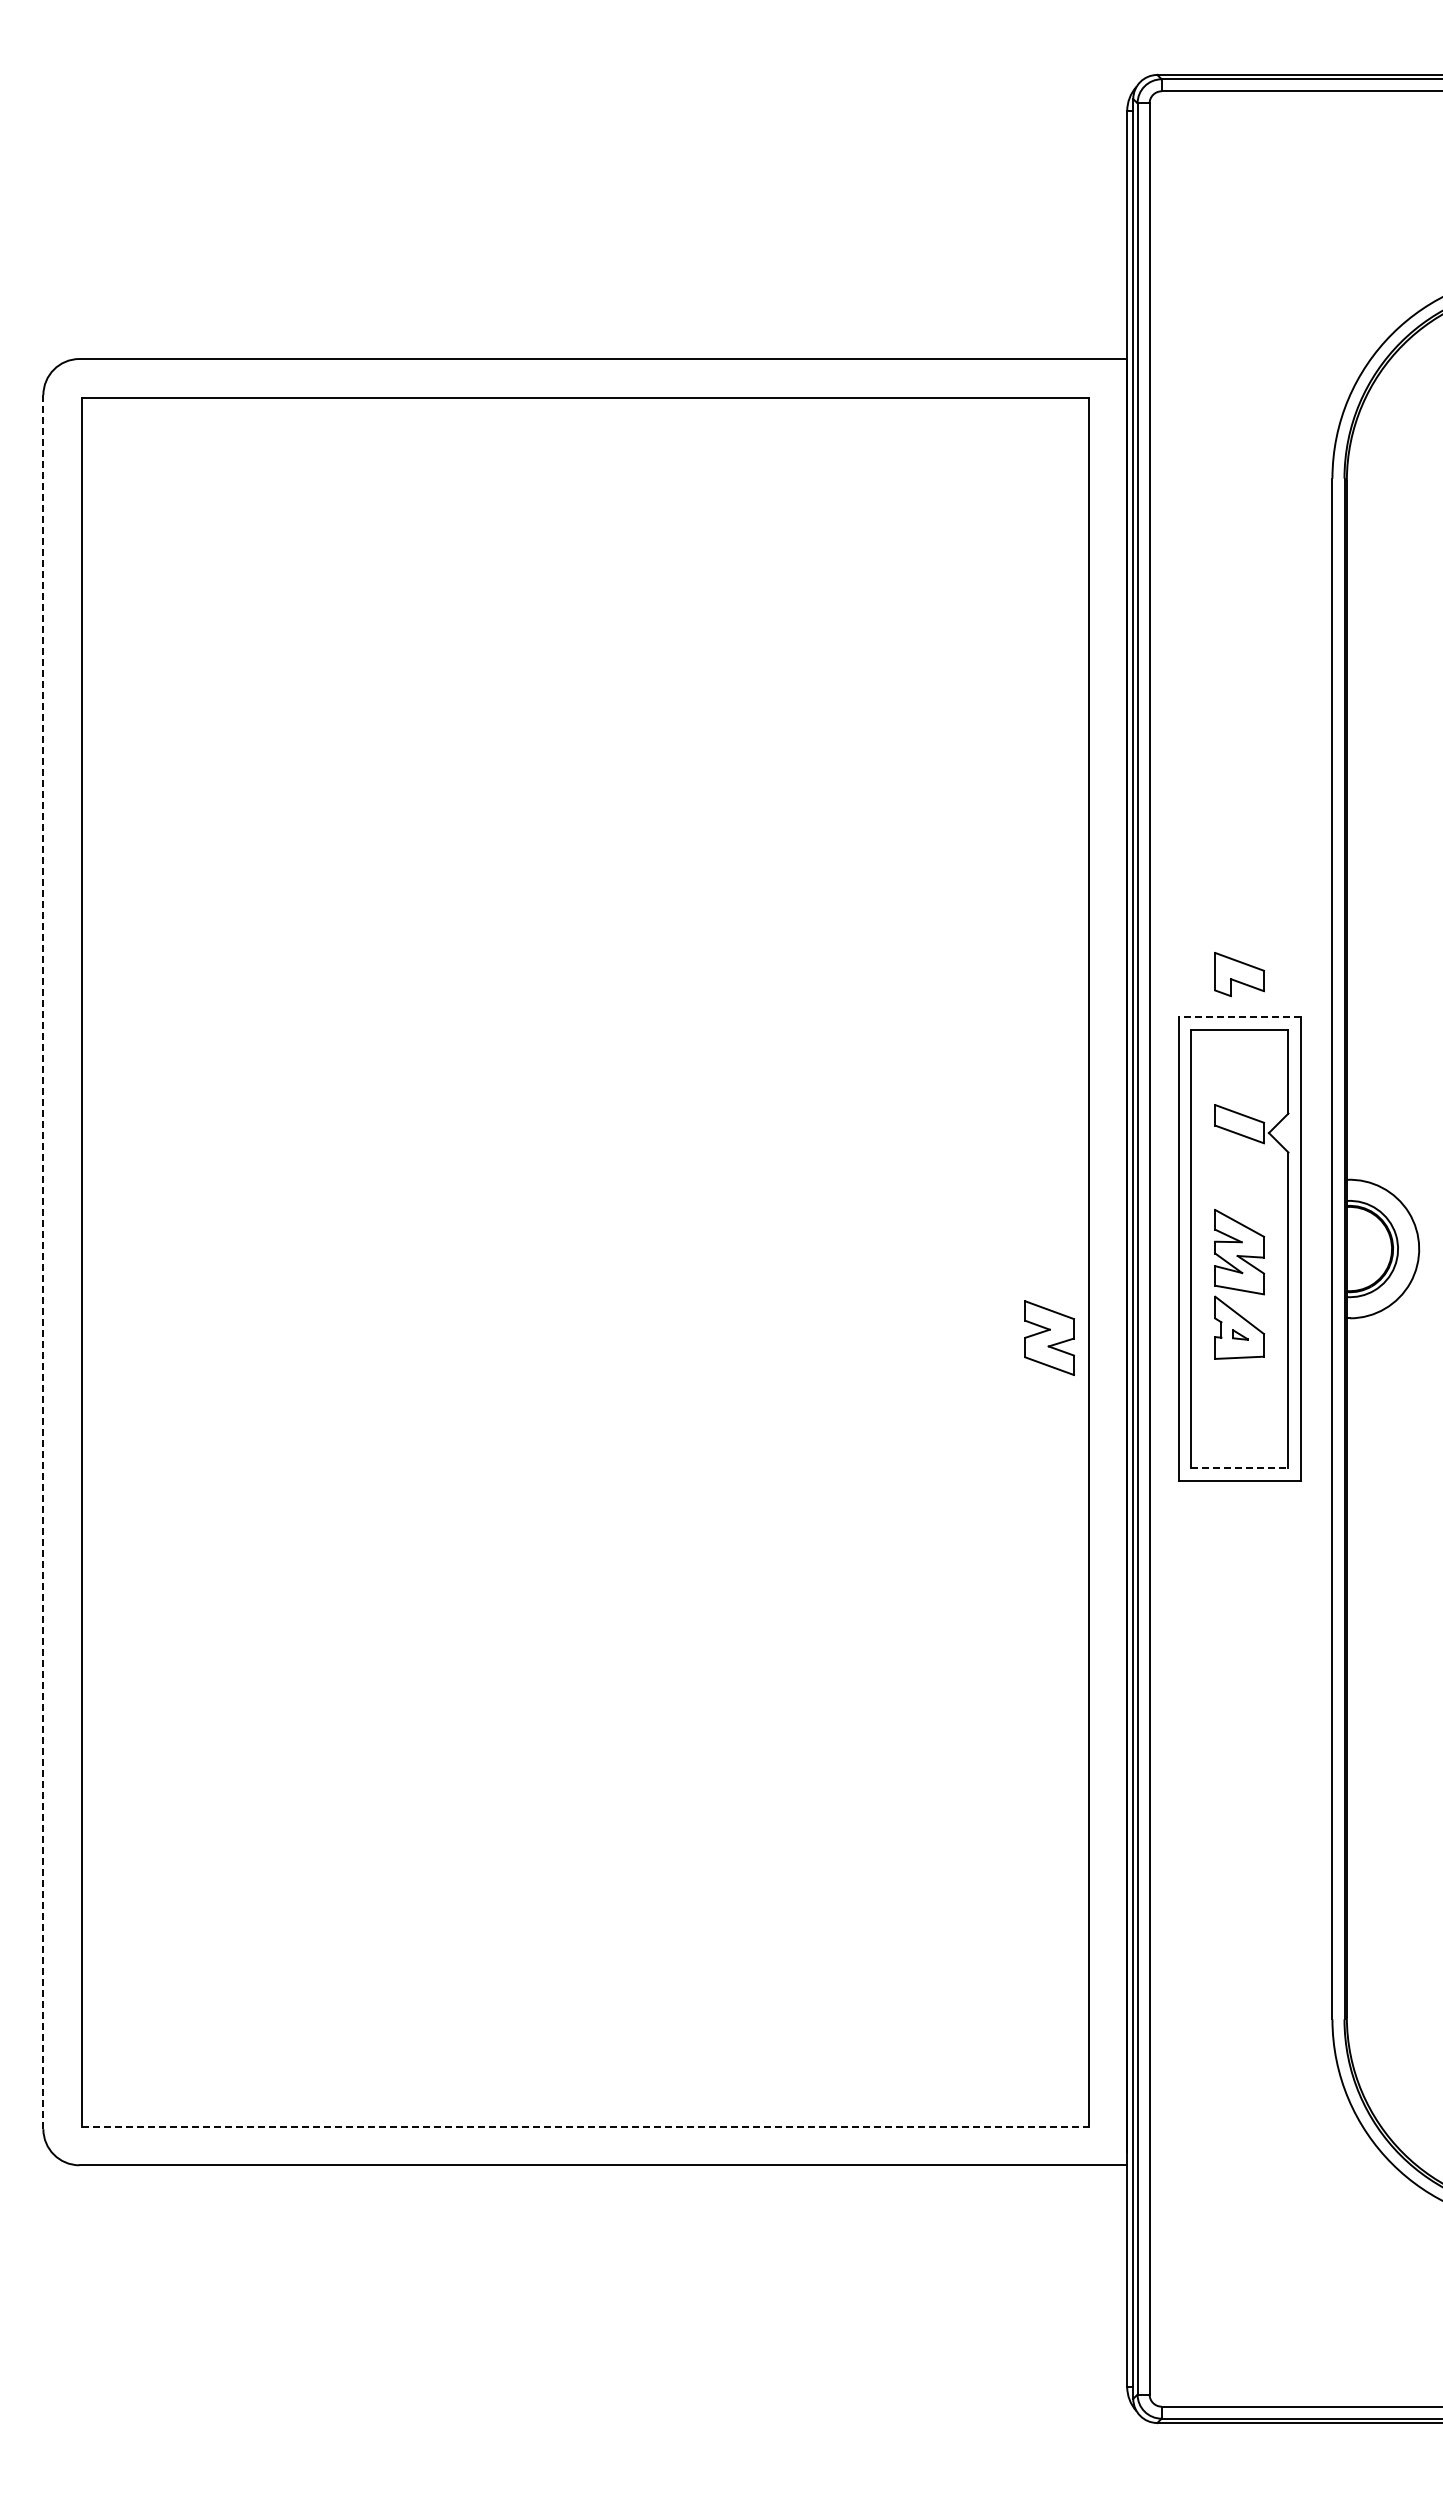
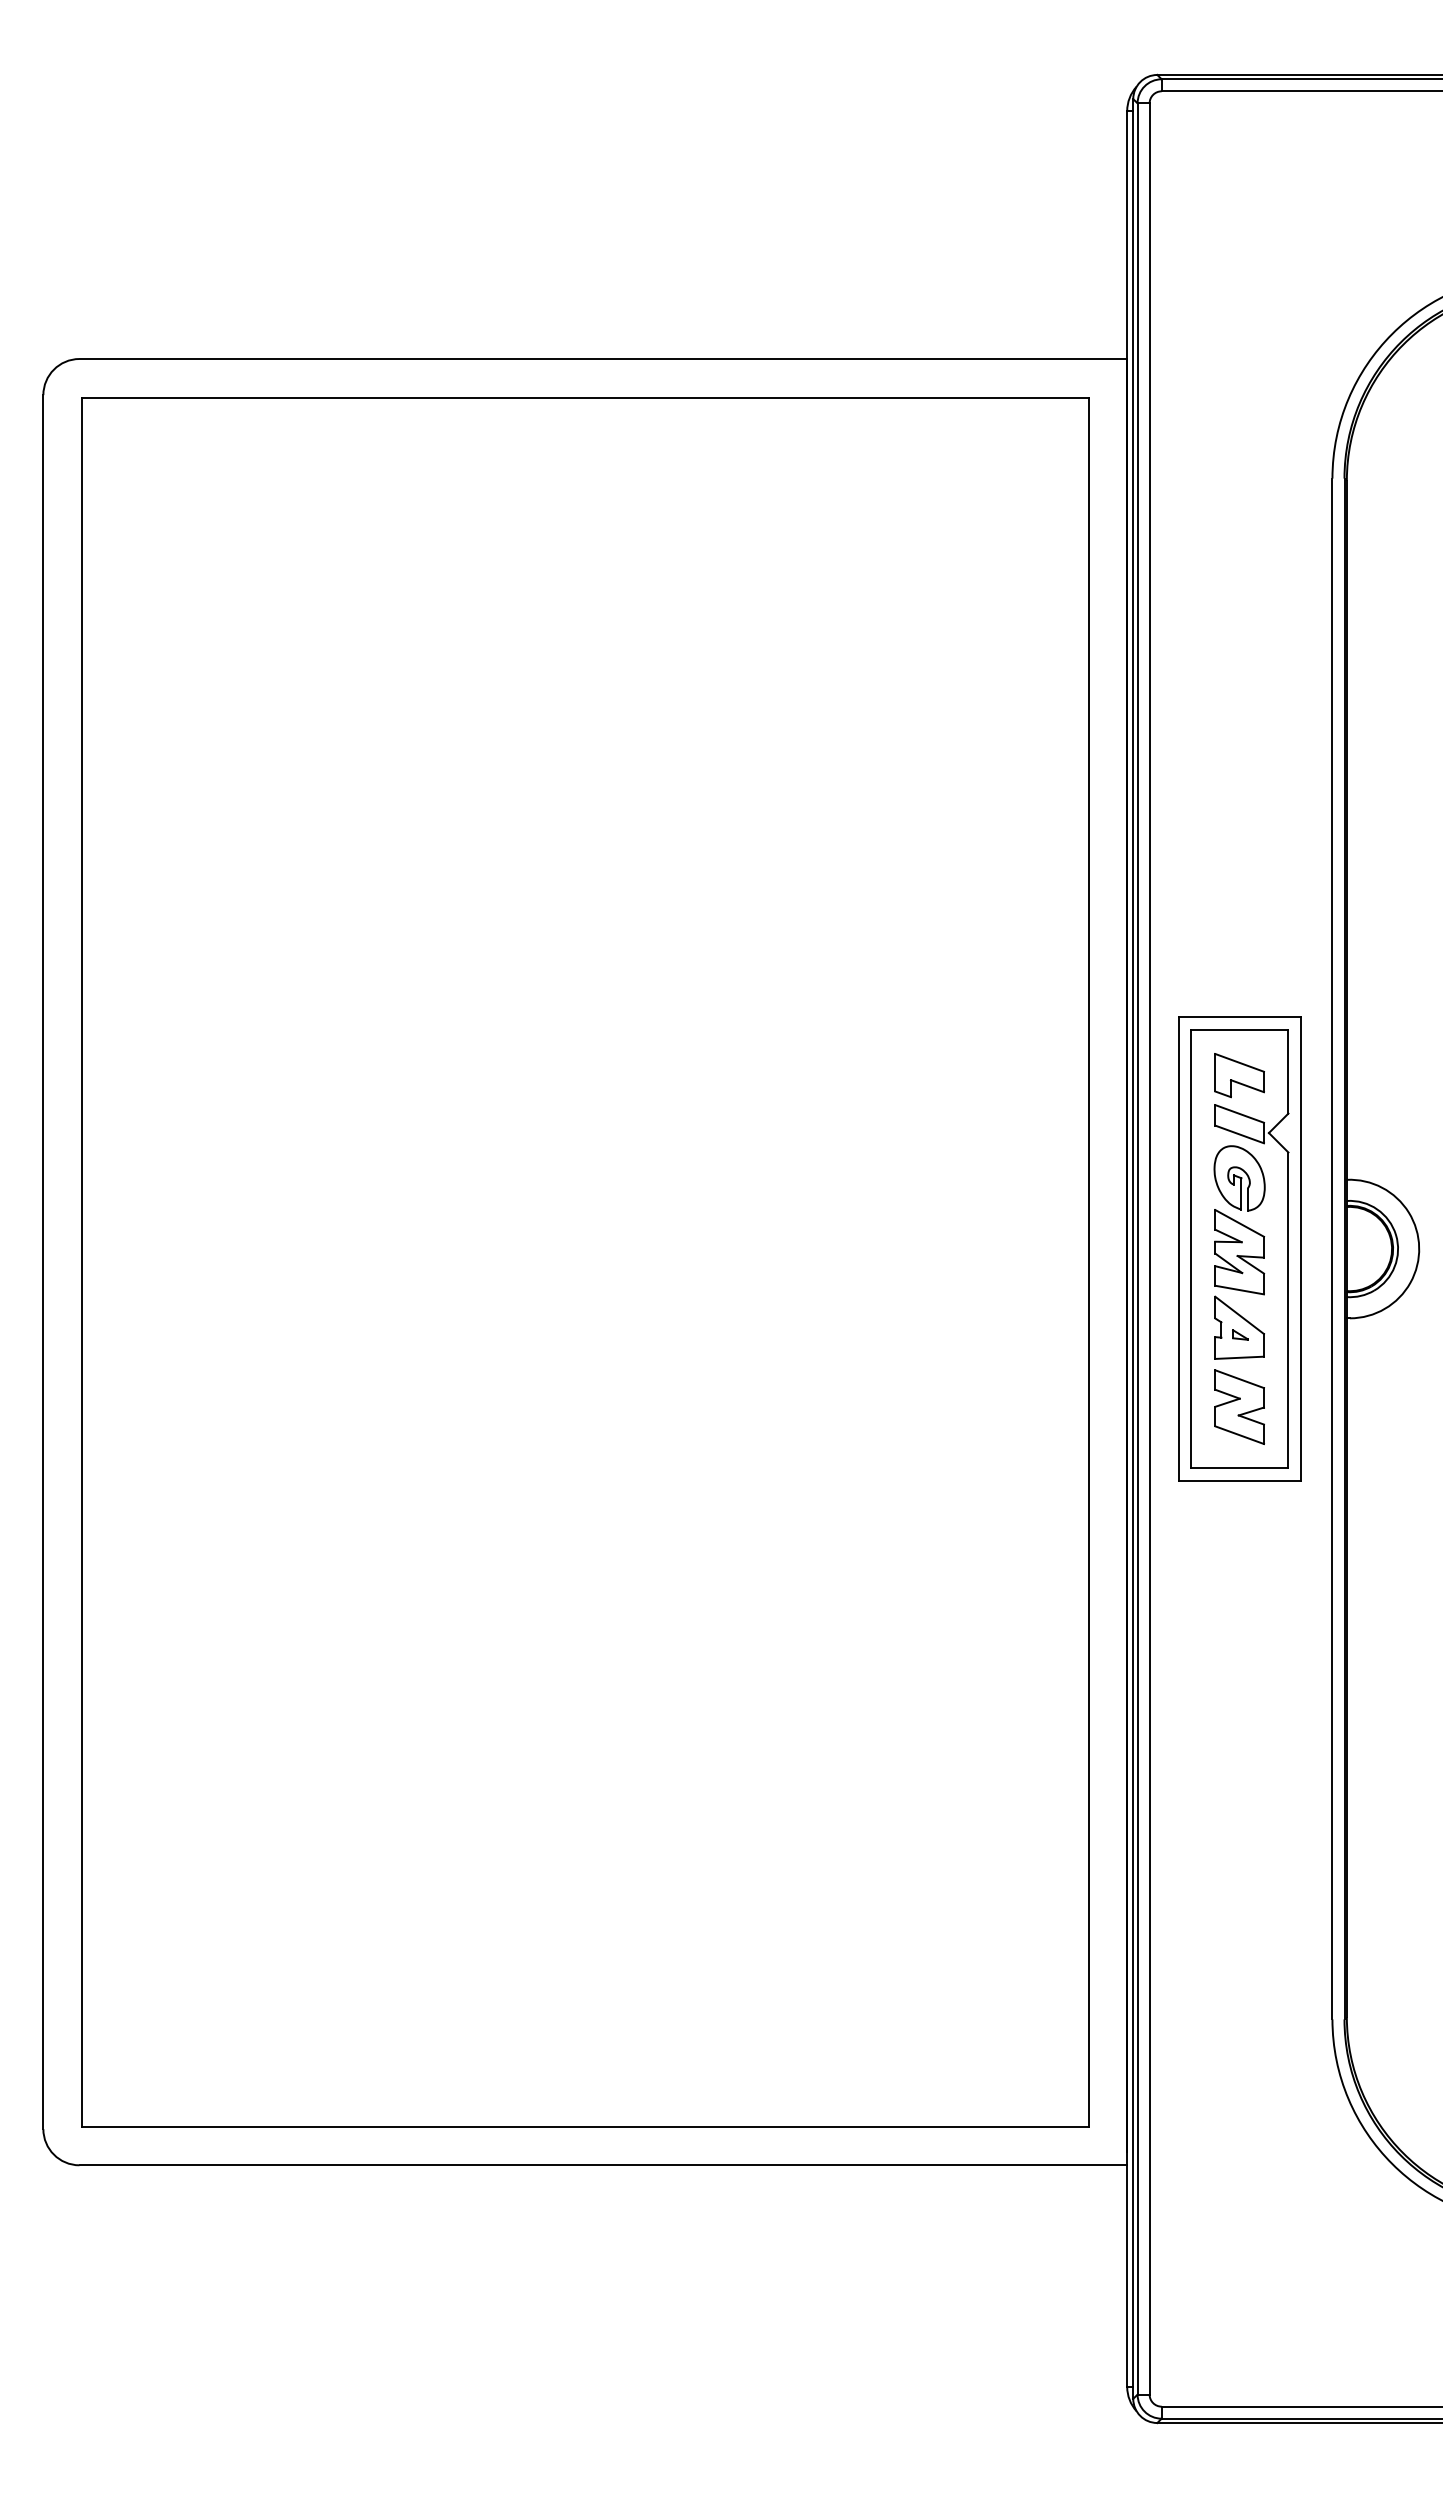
part position: (1239, 974) -> (1239, 1075) (1239, 1075)
line: dashed -> solid (1239, 1017)
part: none -> present (1239, 1178)
line: dashed -> solid (43, 1261)
part position: (1049, 1337) -> (1239, 1406) (1239, 1406)
line: dashed -> solid (1239, 1468)
line: dashed -> solid (585, 2126)
